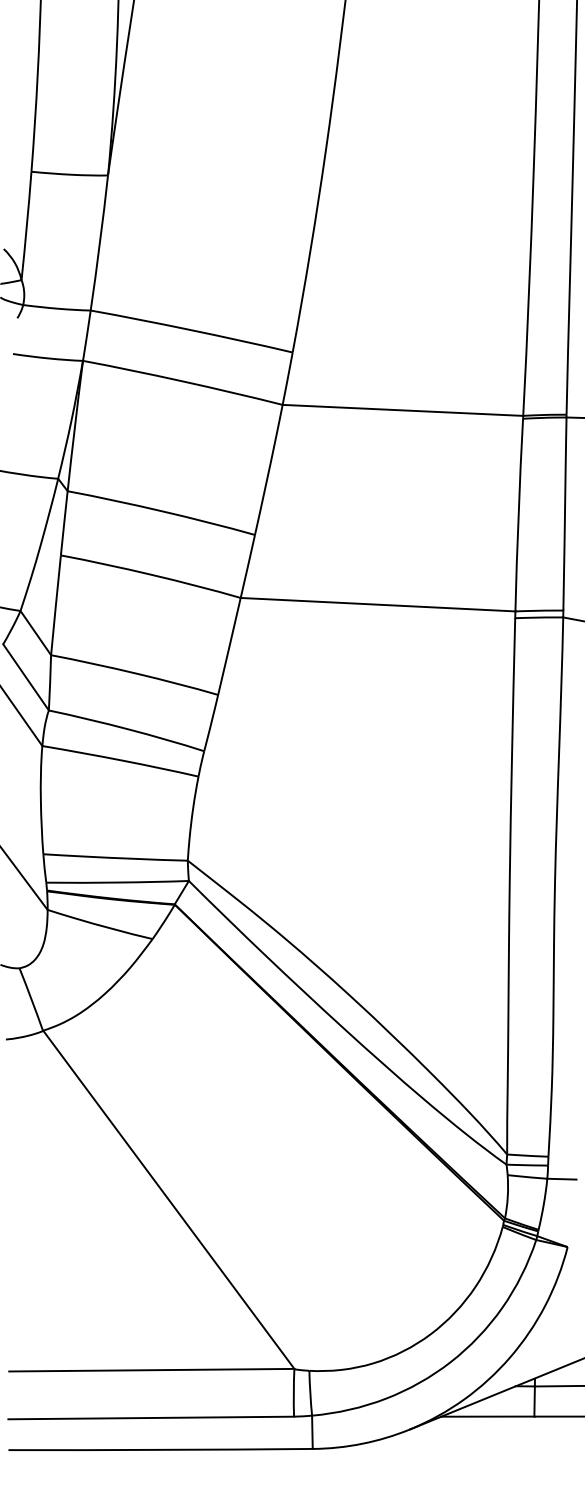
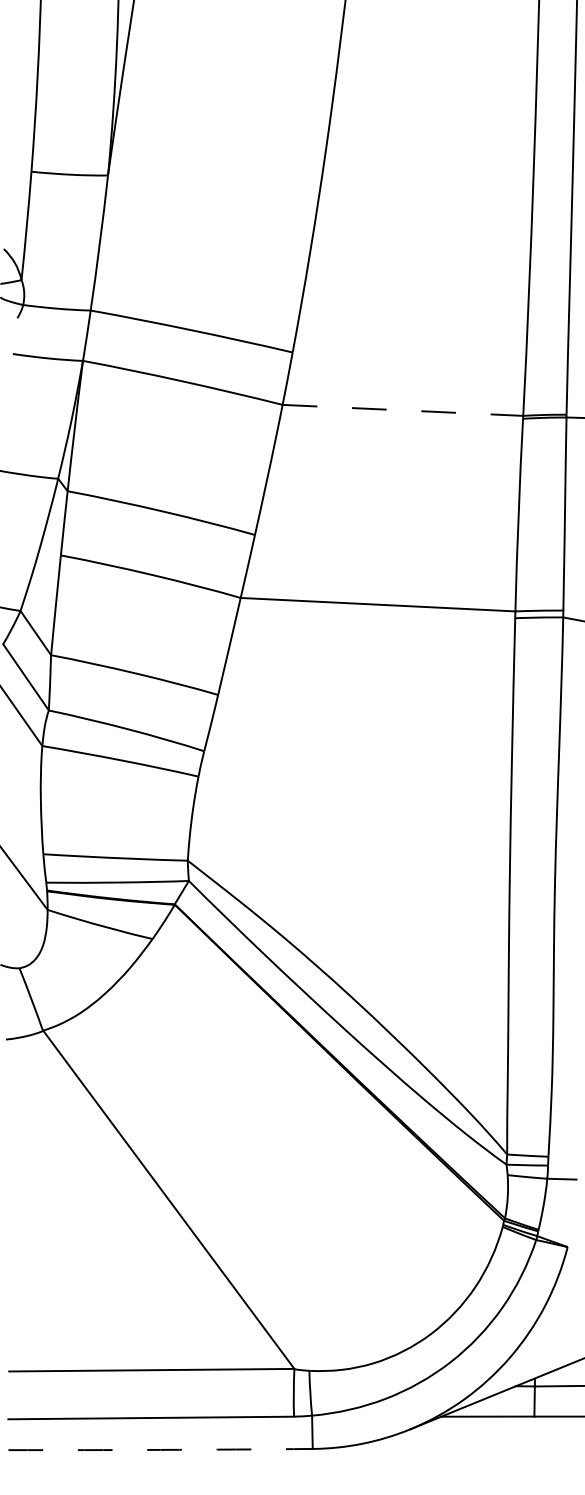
line: solid -> dashed (403, 410)
arc: solid -> dashed (160, 1449)
